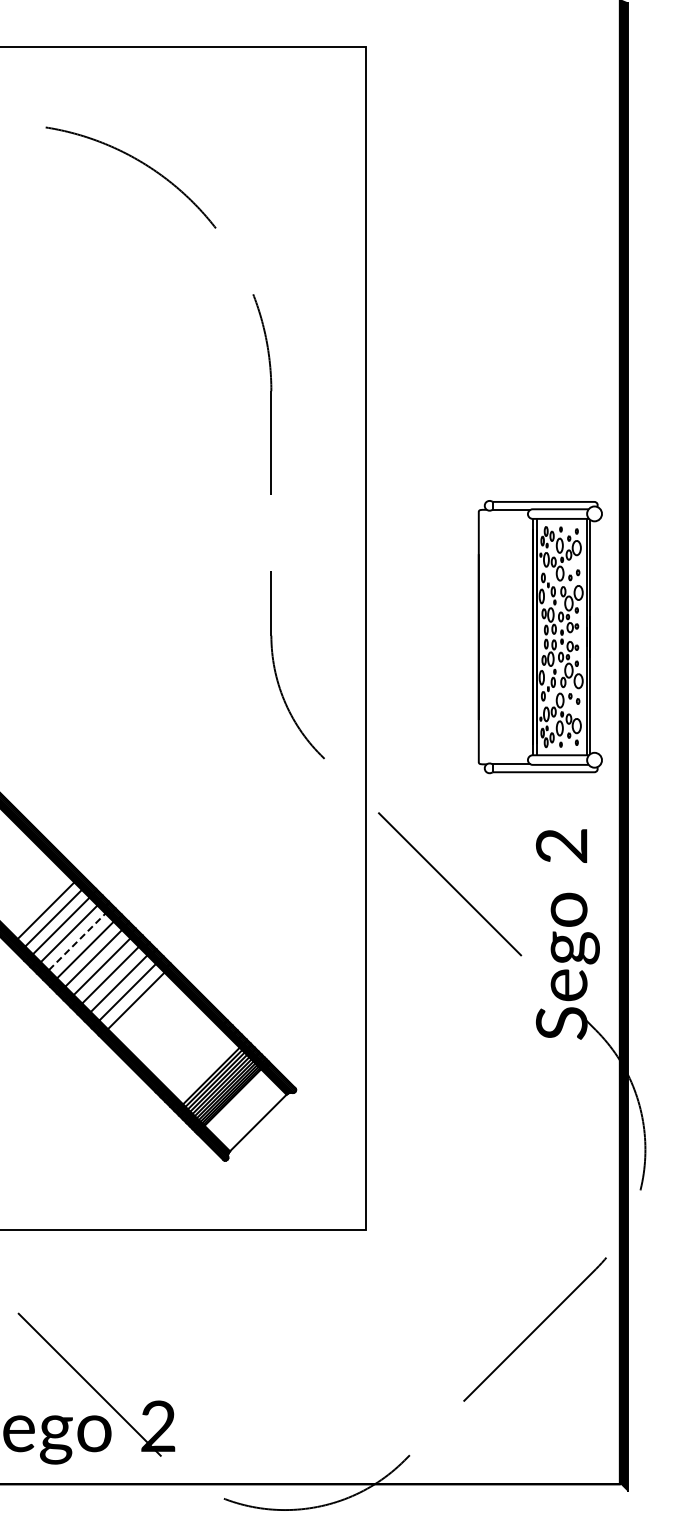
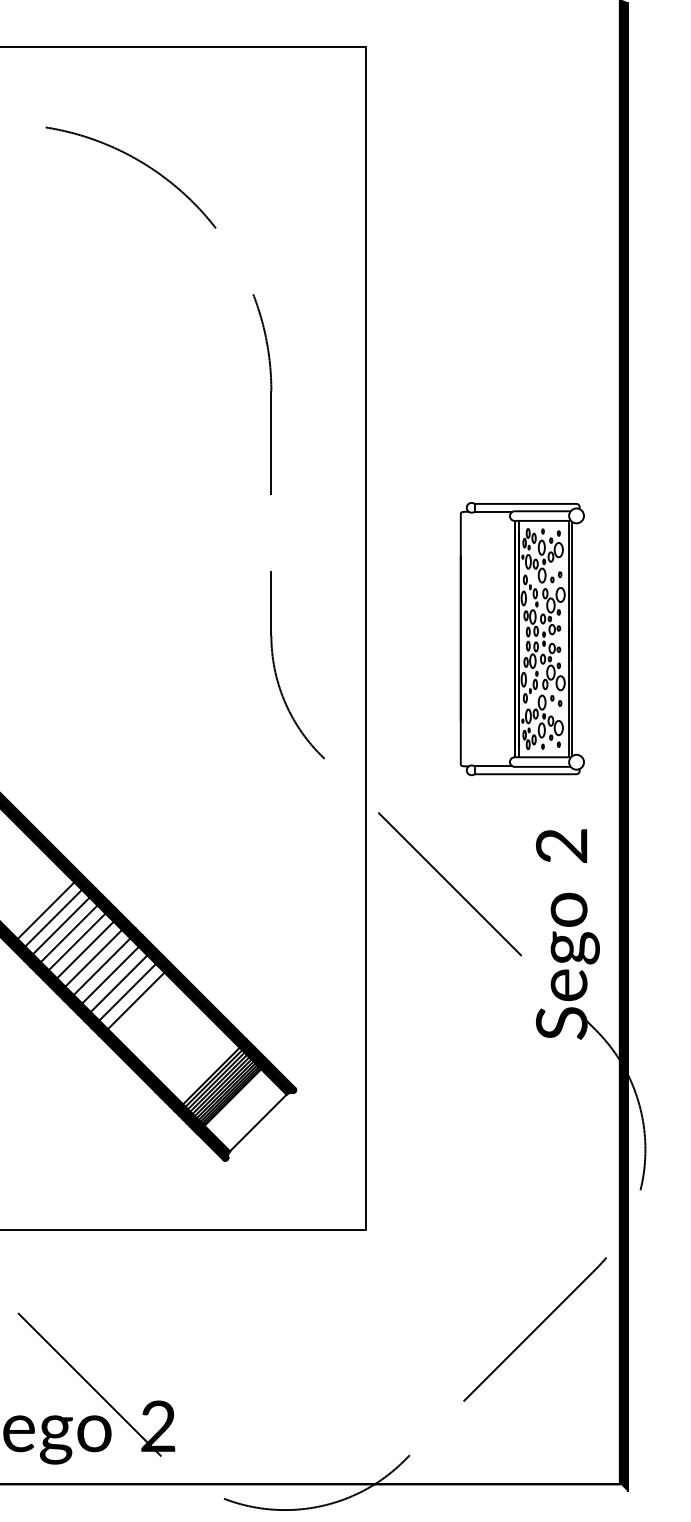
part position: (539, 637) -> (521, 639) (521, 639)
line: dashed -> solid (77, 941)
